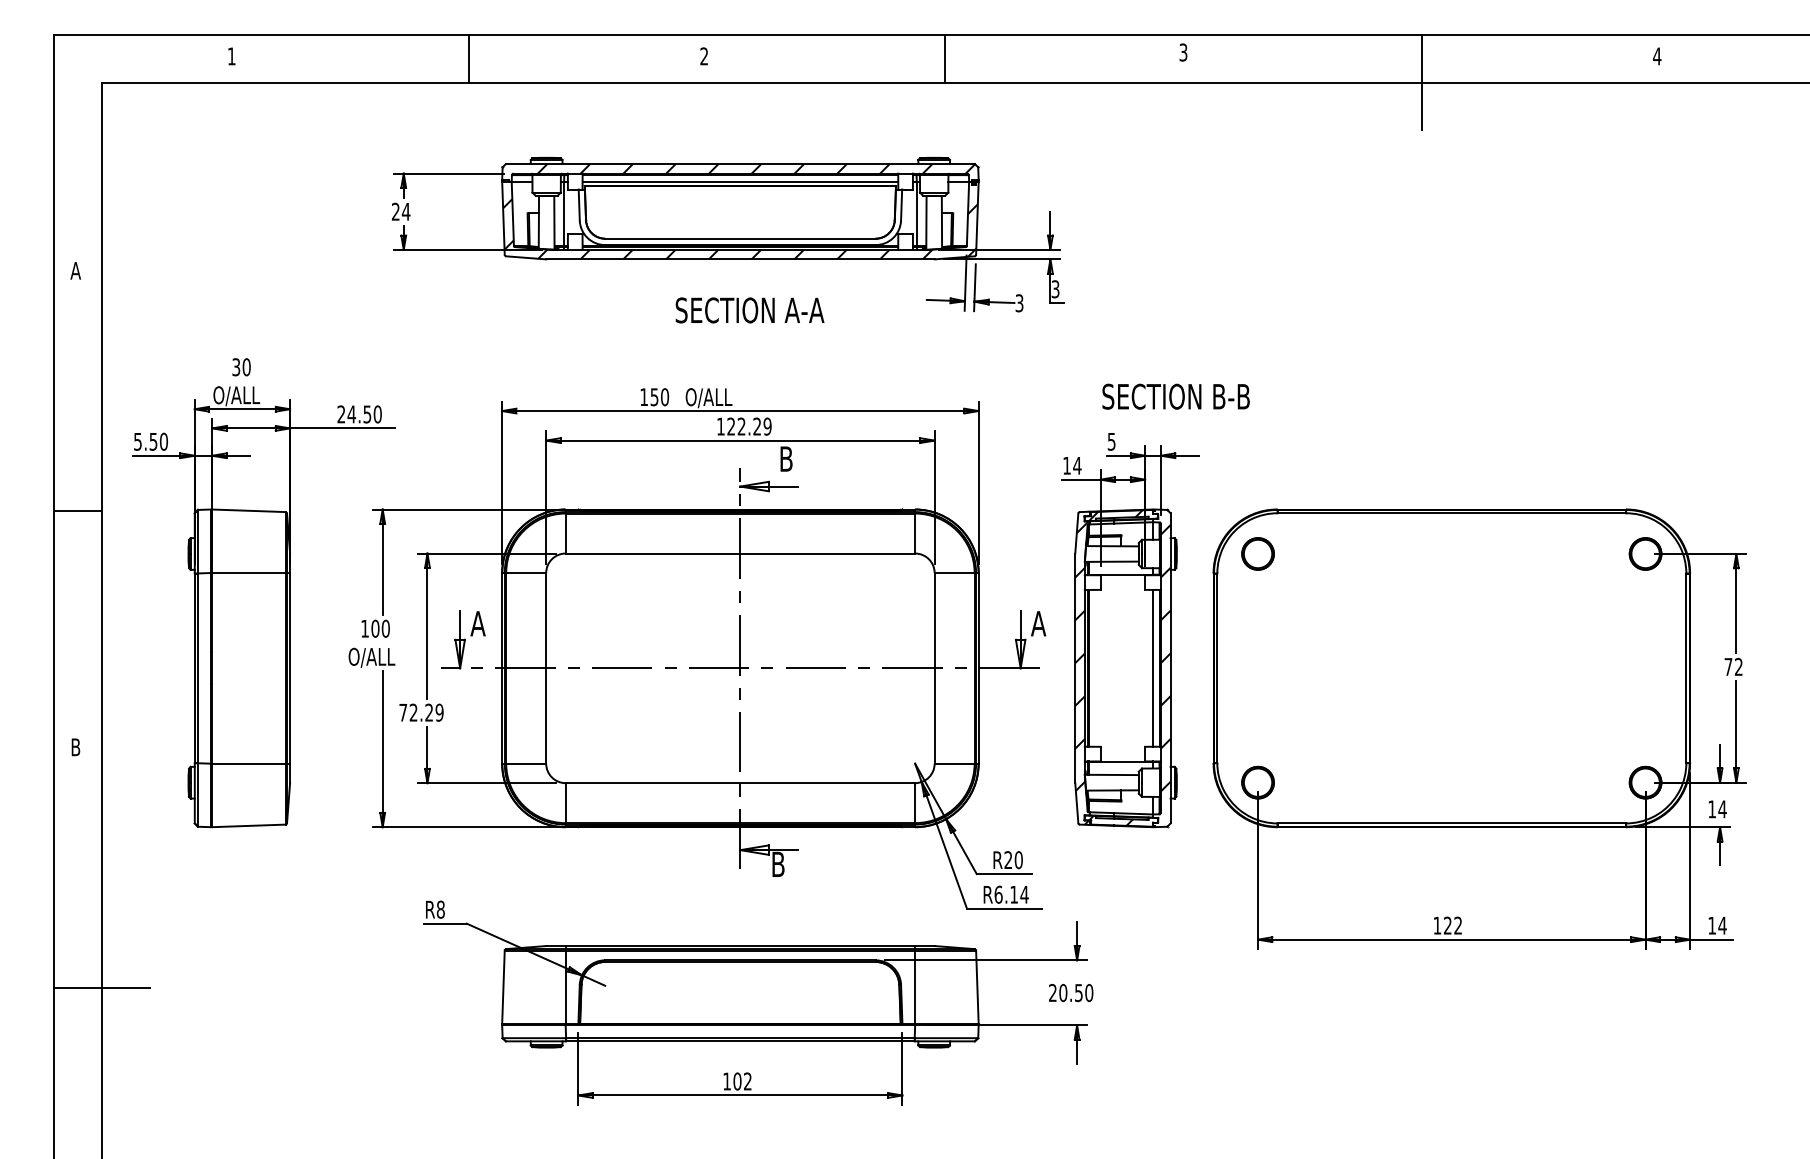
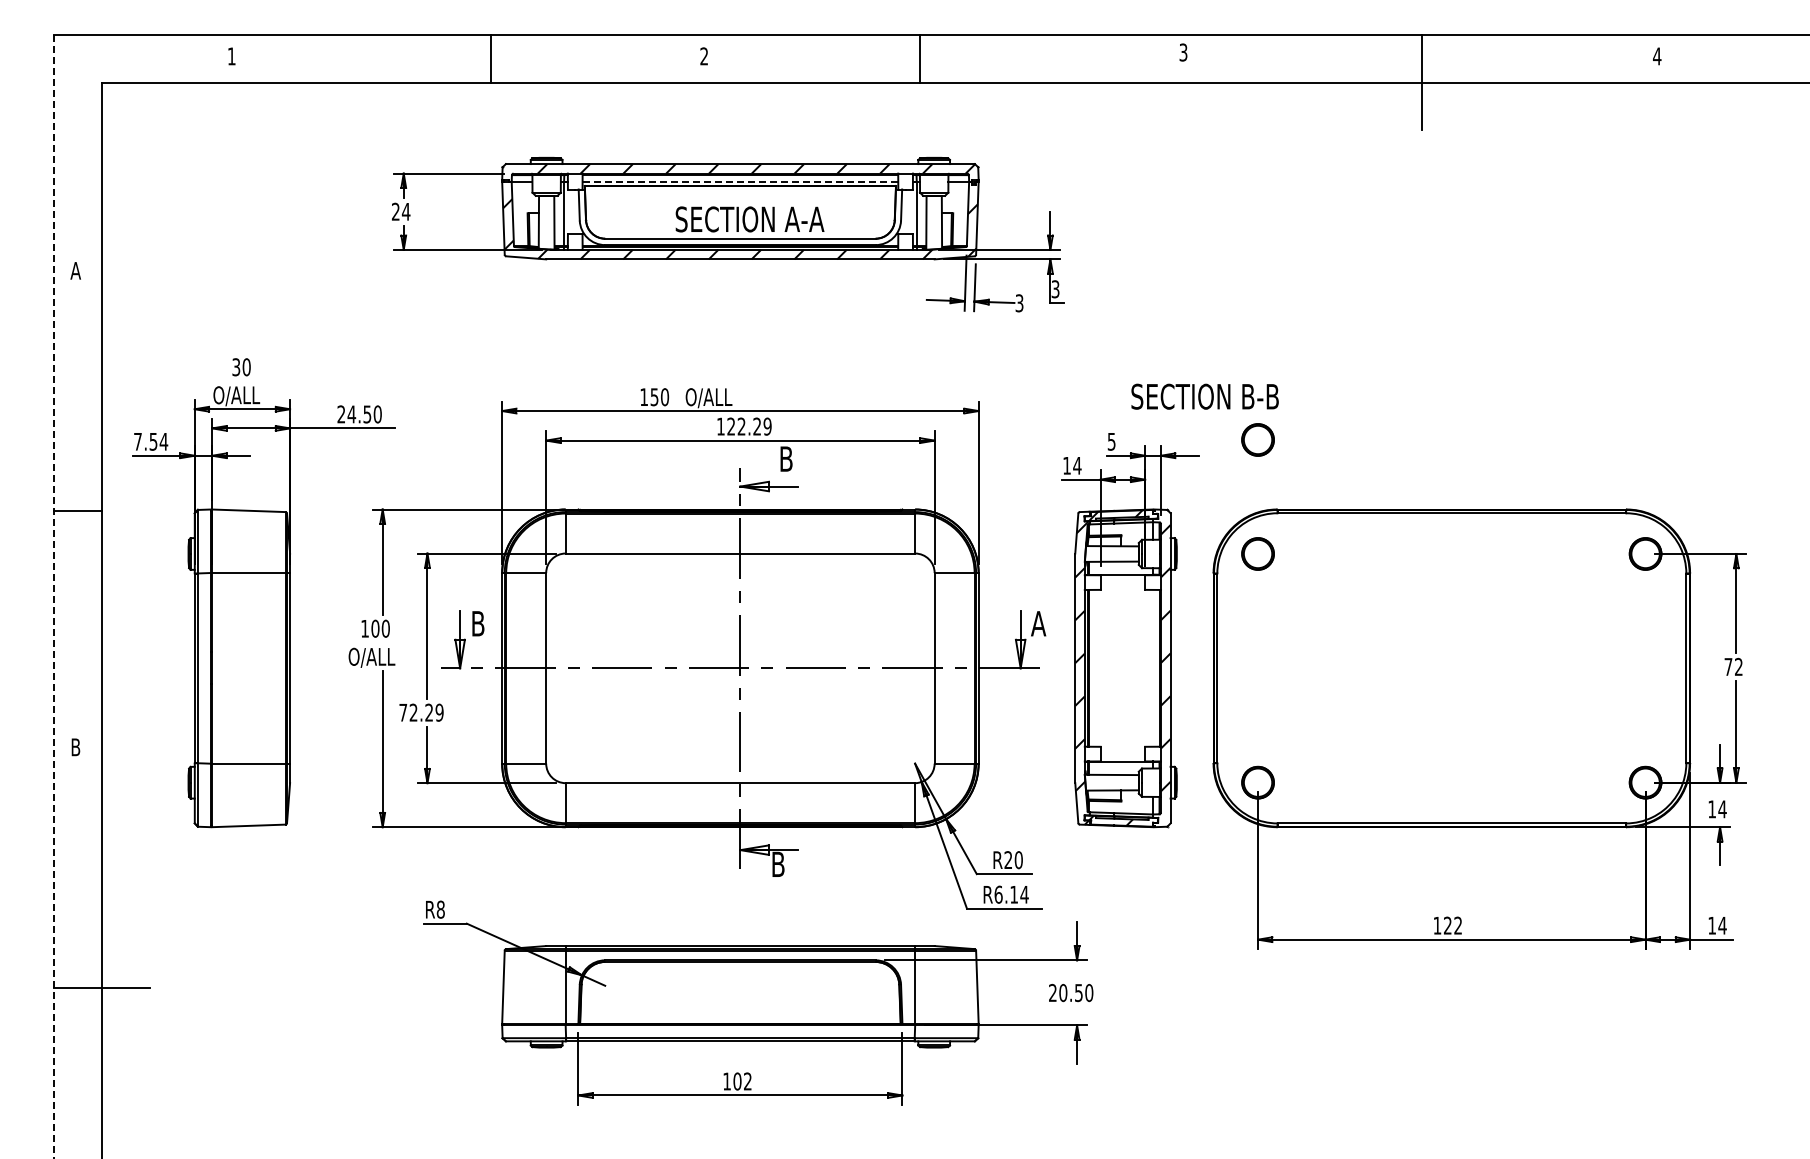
line position: (468, 58) -> (490, 58) (490, 58)
line position: (945, 58) -> (920, 58) (920, 58)
line: solid -> dashed (740, 181)
text position: (749, 310) -> (749, 219) (749, 219)
text position: (1175, 396) -> (1204, 396) (1204, 396)
circle: none -> present (1257, 439)
text: 5.50 -> 7.54 (151, 441)
line: solid -> dashed (54, 596)
text: A -> B (477, 623)
line: present -> none (1153, 667)
